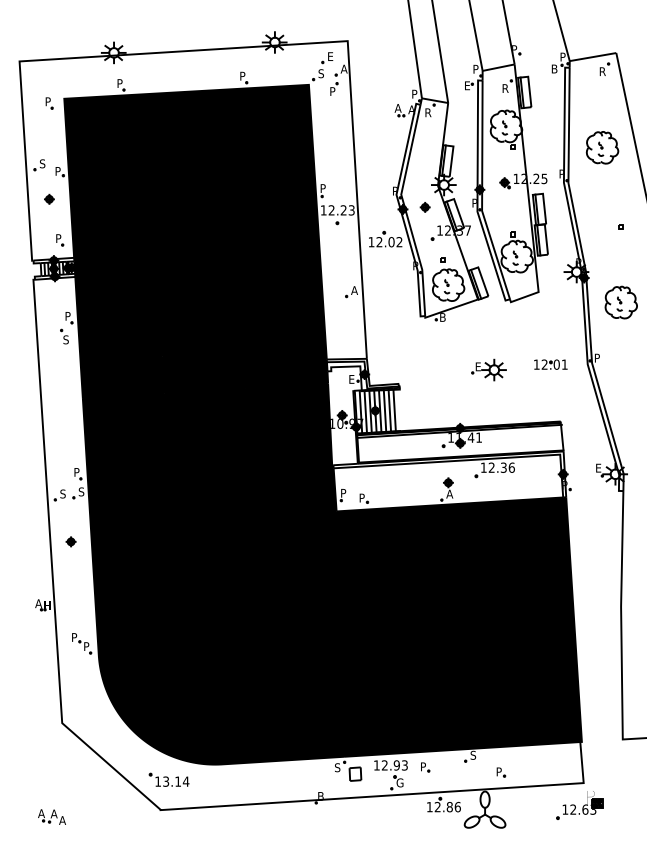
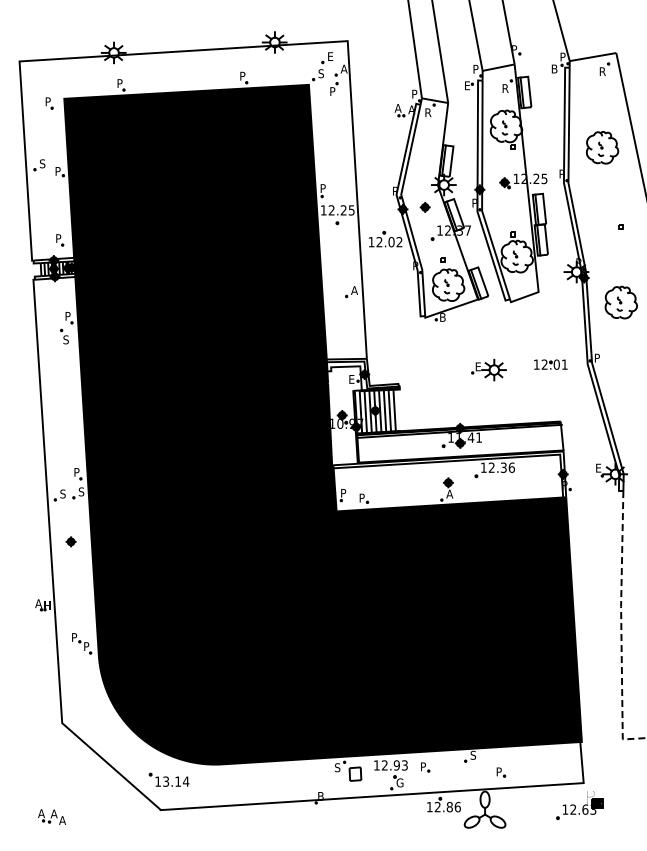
part: present -> none (49, 198)
text: 12.23 -> 12.25 (351, 209)
line: solid -> dashed (621, 627)
